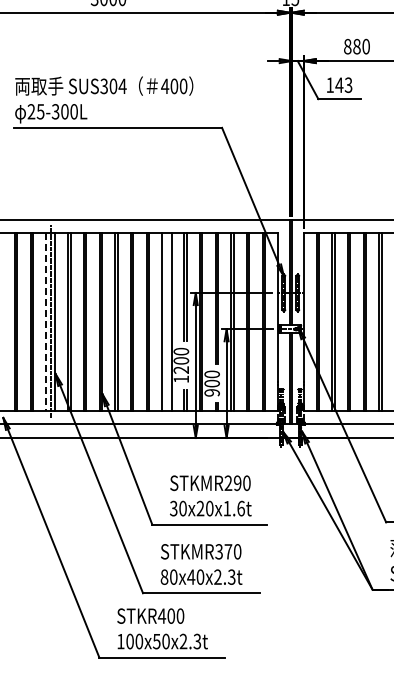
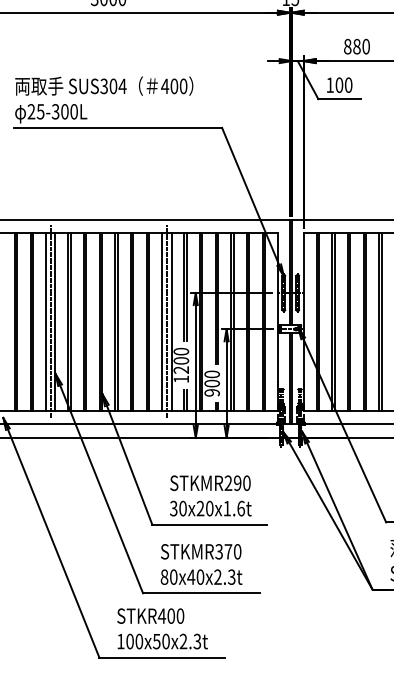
text: 143 -> 100 (343, 85)
line: none -> present (166, 321)
line: dashed -> solid (45, 322)
